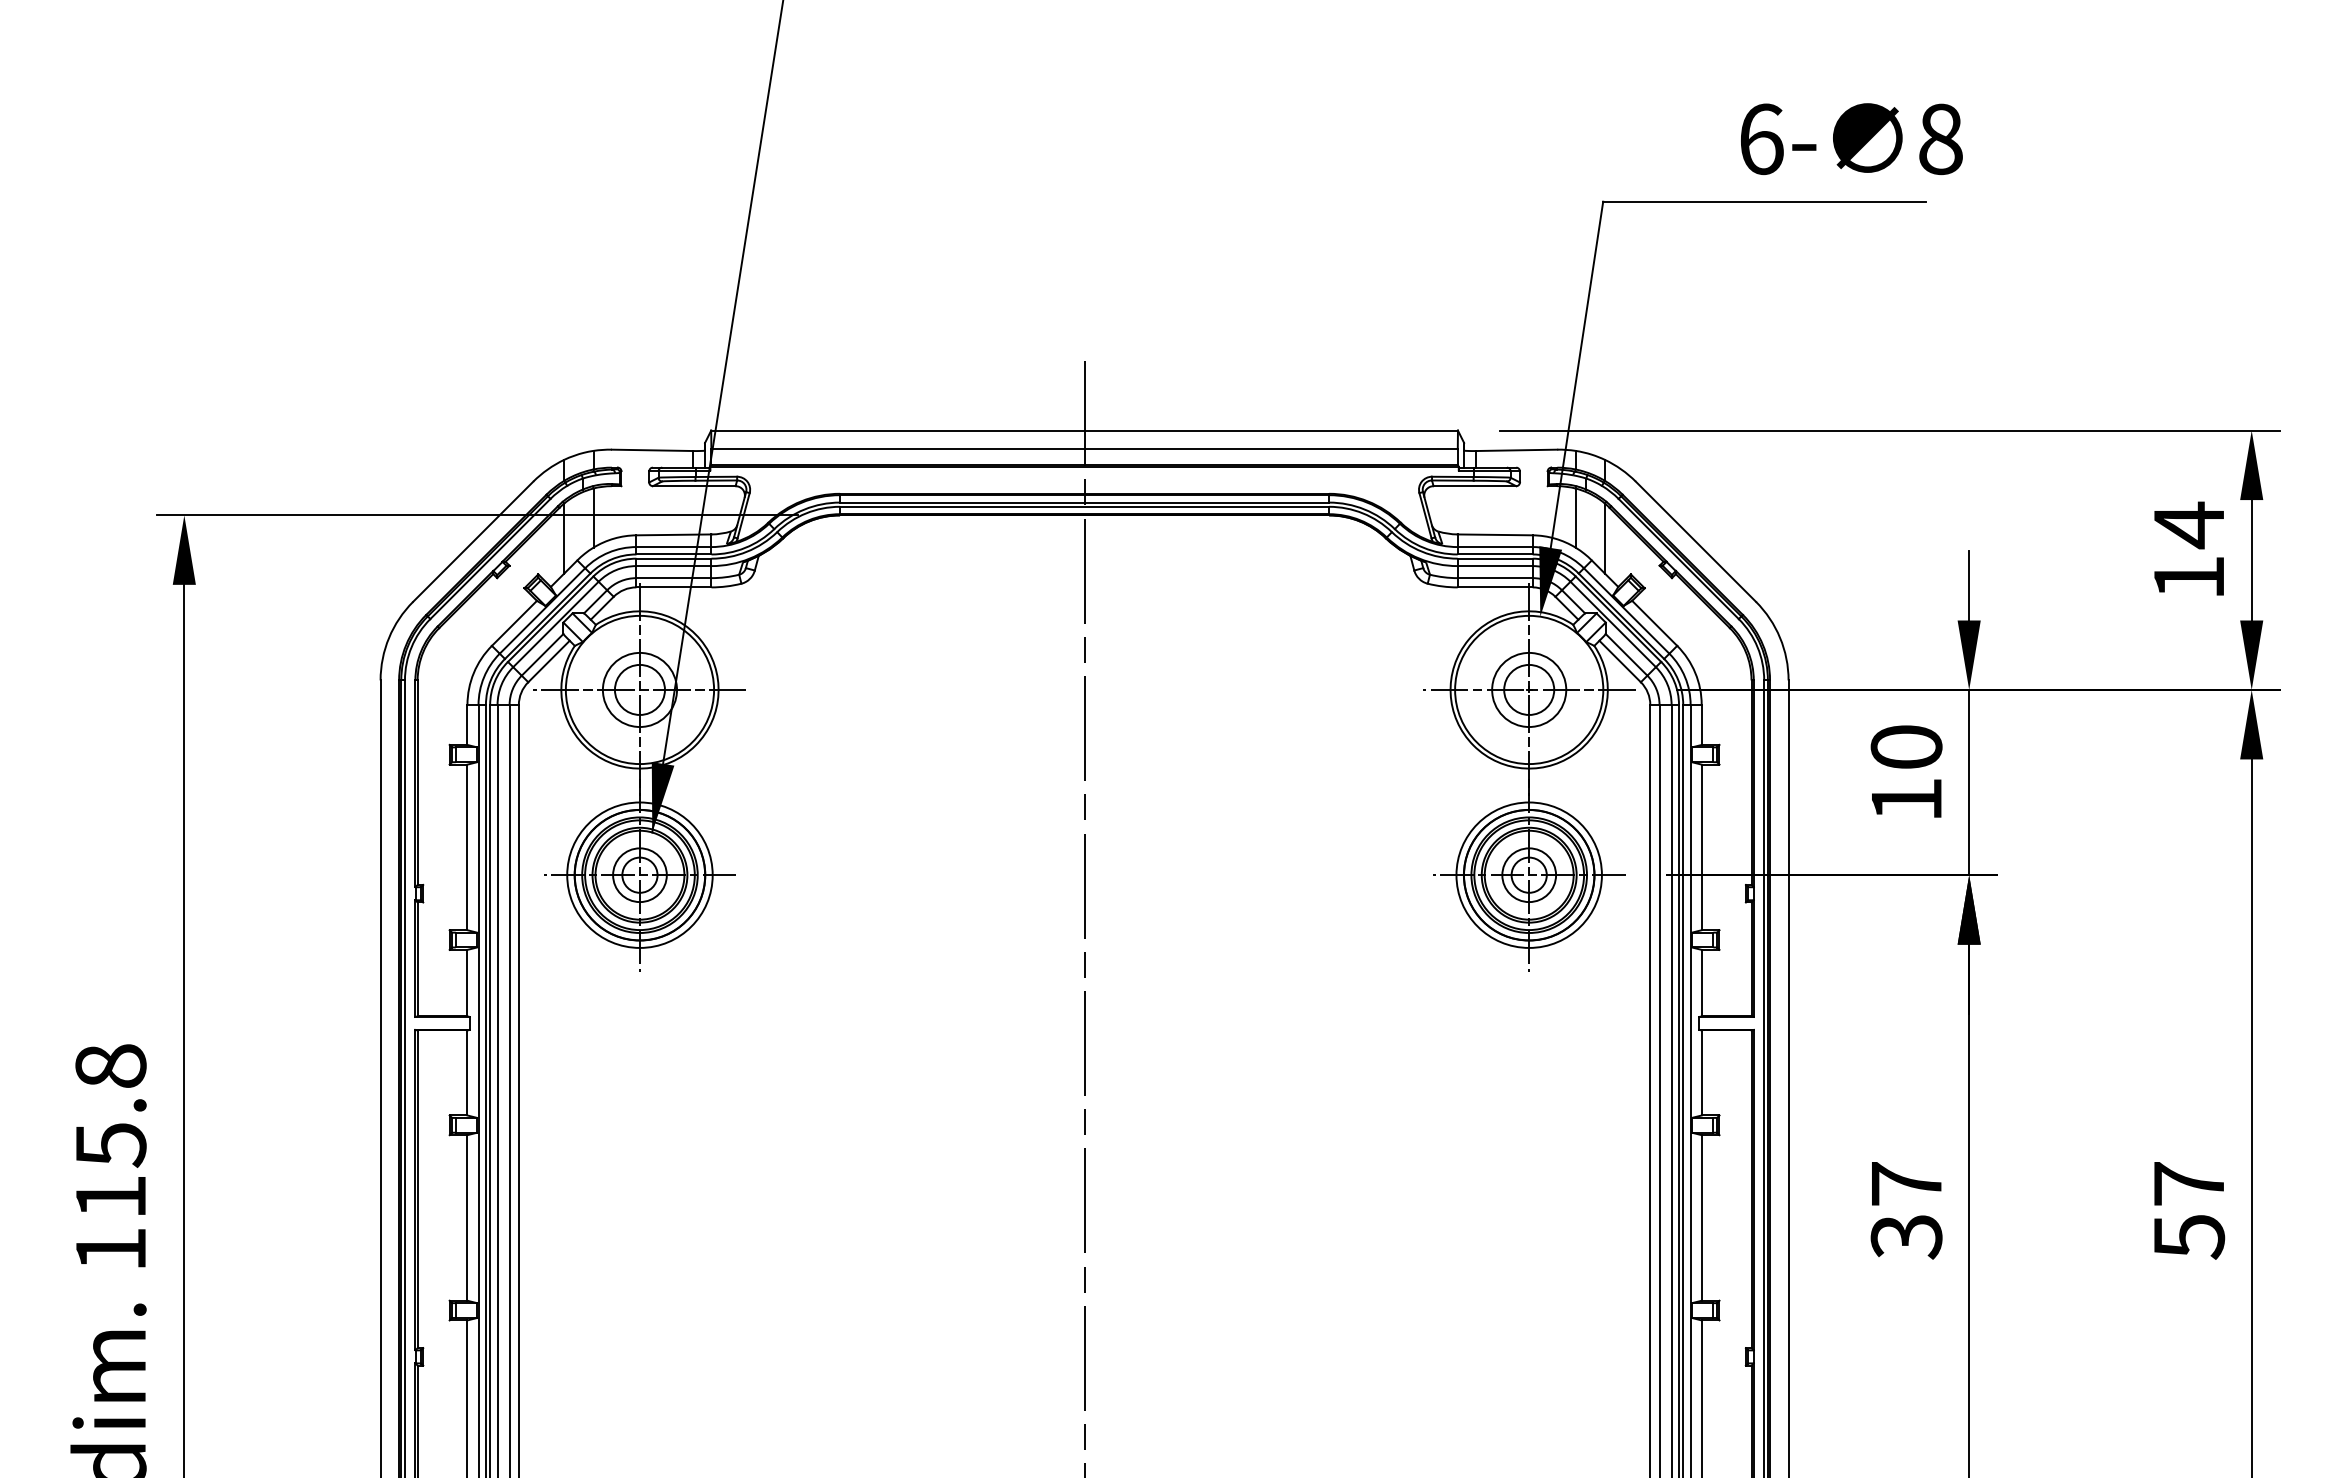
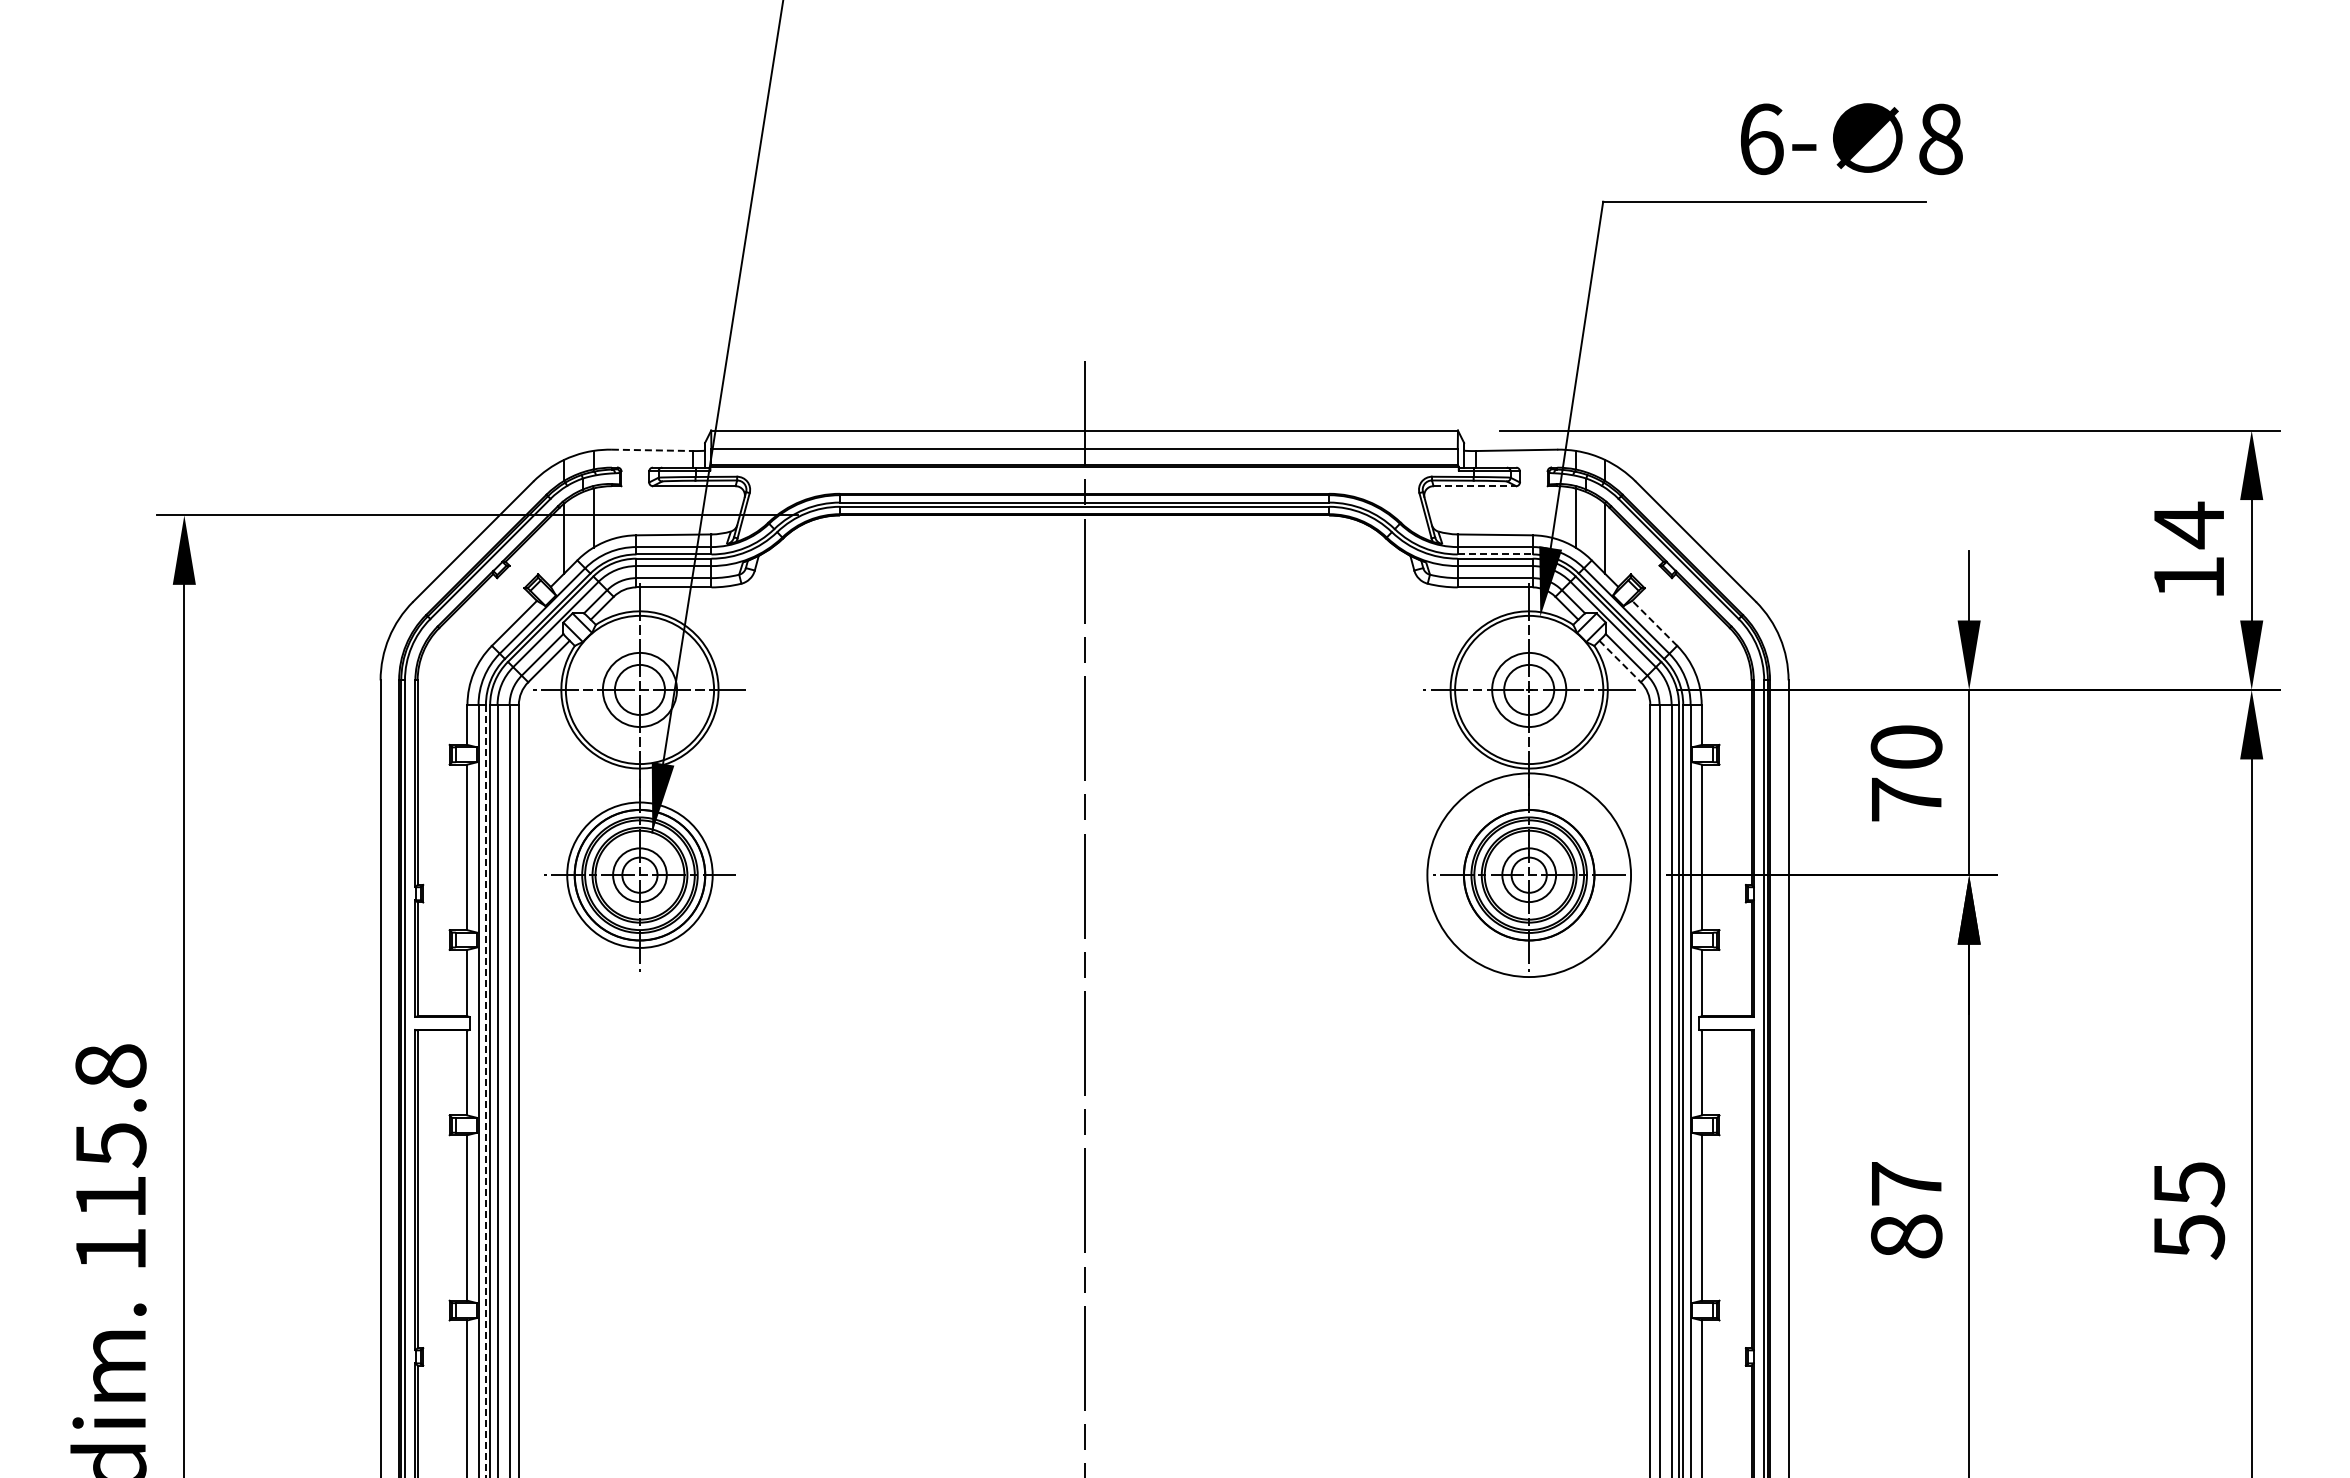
line: solid -> dashed (652, 450)
line: solid -> dashed (1475, 486)
line: solid -> dashed (1495, 554)
line: solid -> dashed (1654, 623)
line: solid -> dashed (1620, 661)
text: 10 -> 70 (1906, 799)
circle diameter: 145 px -> 204 px (1529, 875)
line: solid -> dashed (485, 1090)
text: 57 -> 55 (2189, 1184)
text: 37 -> 87 (1906, 1236)
